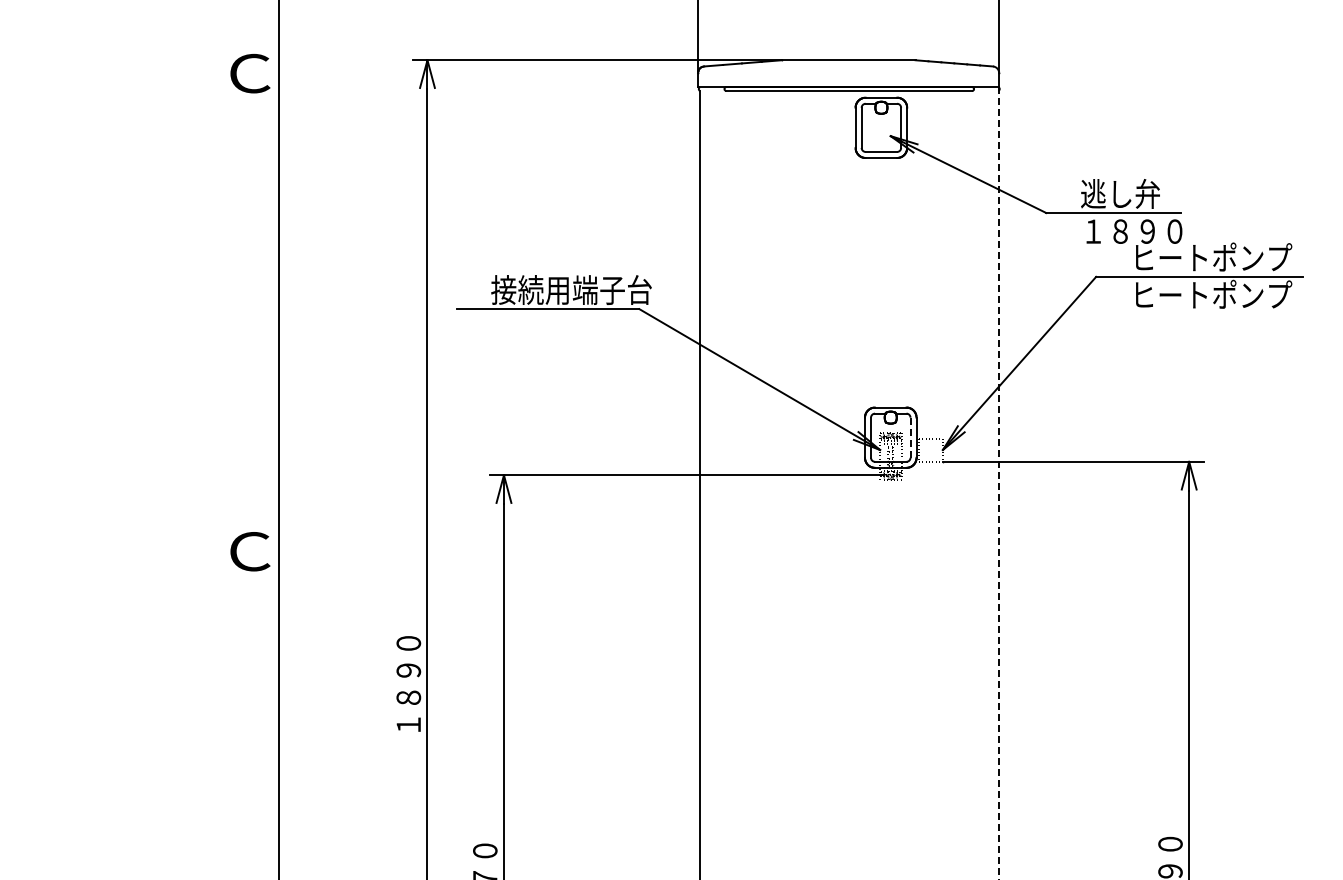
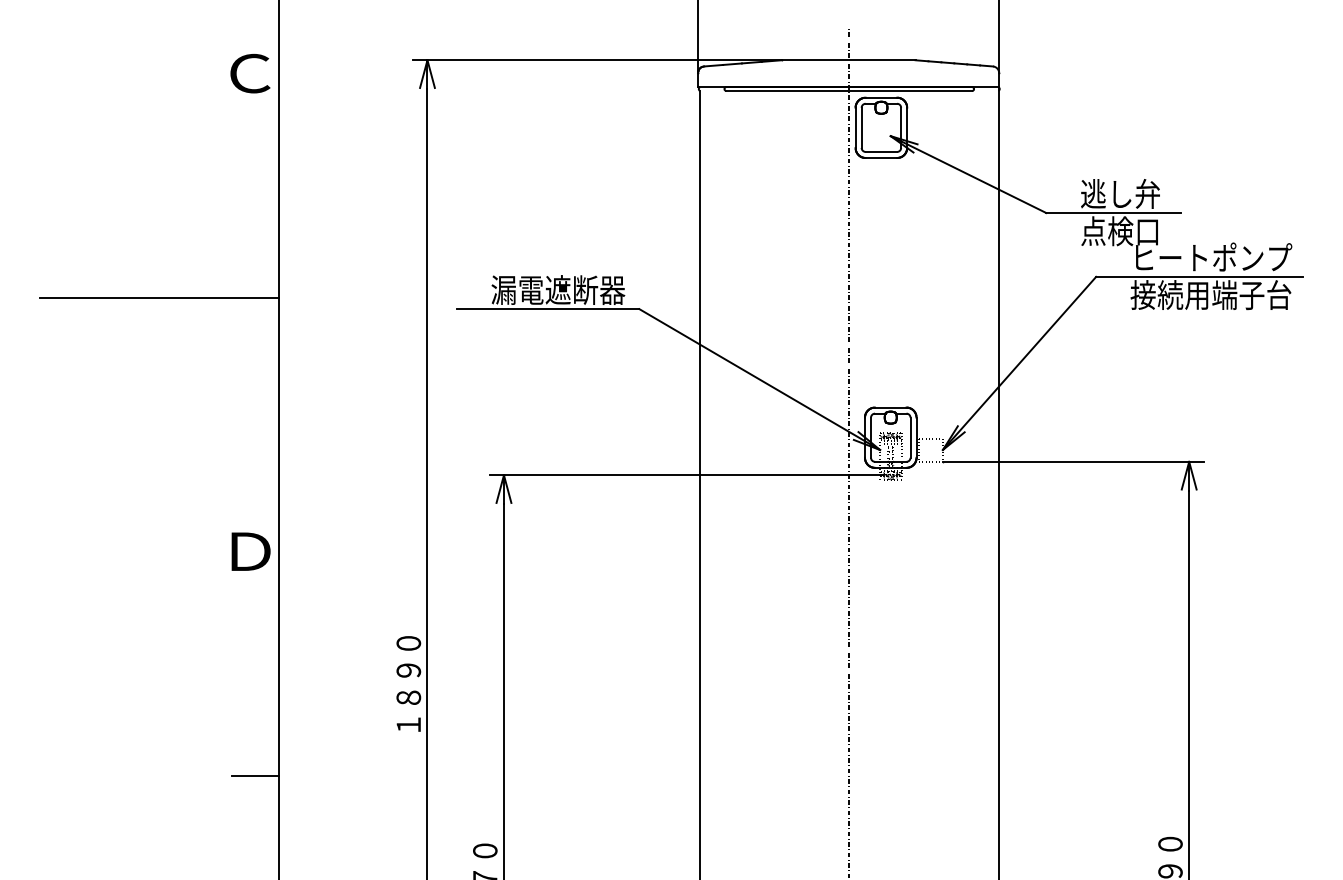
text: １８９０ -> 点検口 (1131, 231)
text: 接続用端子台 -> 漏電遮断器 (571, 290)
text: ヒートポンプ -> 接続用端子台 (1211, 294)
line: none -> present (159, 298)
line: dashed -> solid (910, 437)
line: none -> present (849, 451)
line: dashed -> solid (998, 483)
text: Ｃ -> Ｄ (250, 551)
line: none -> present (255, 776)
